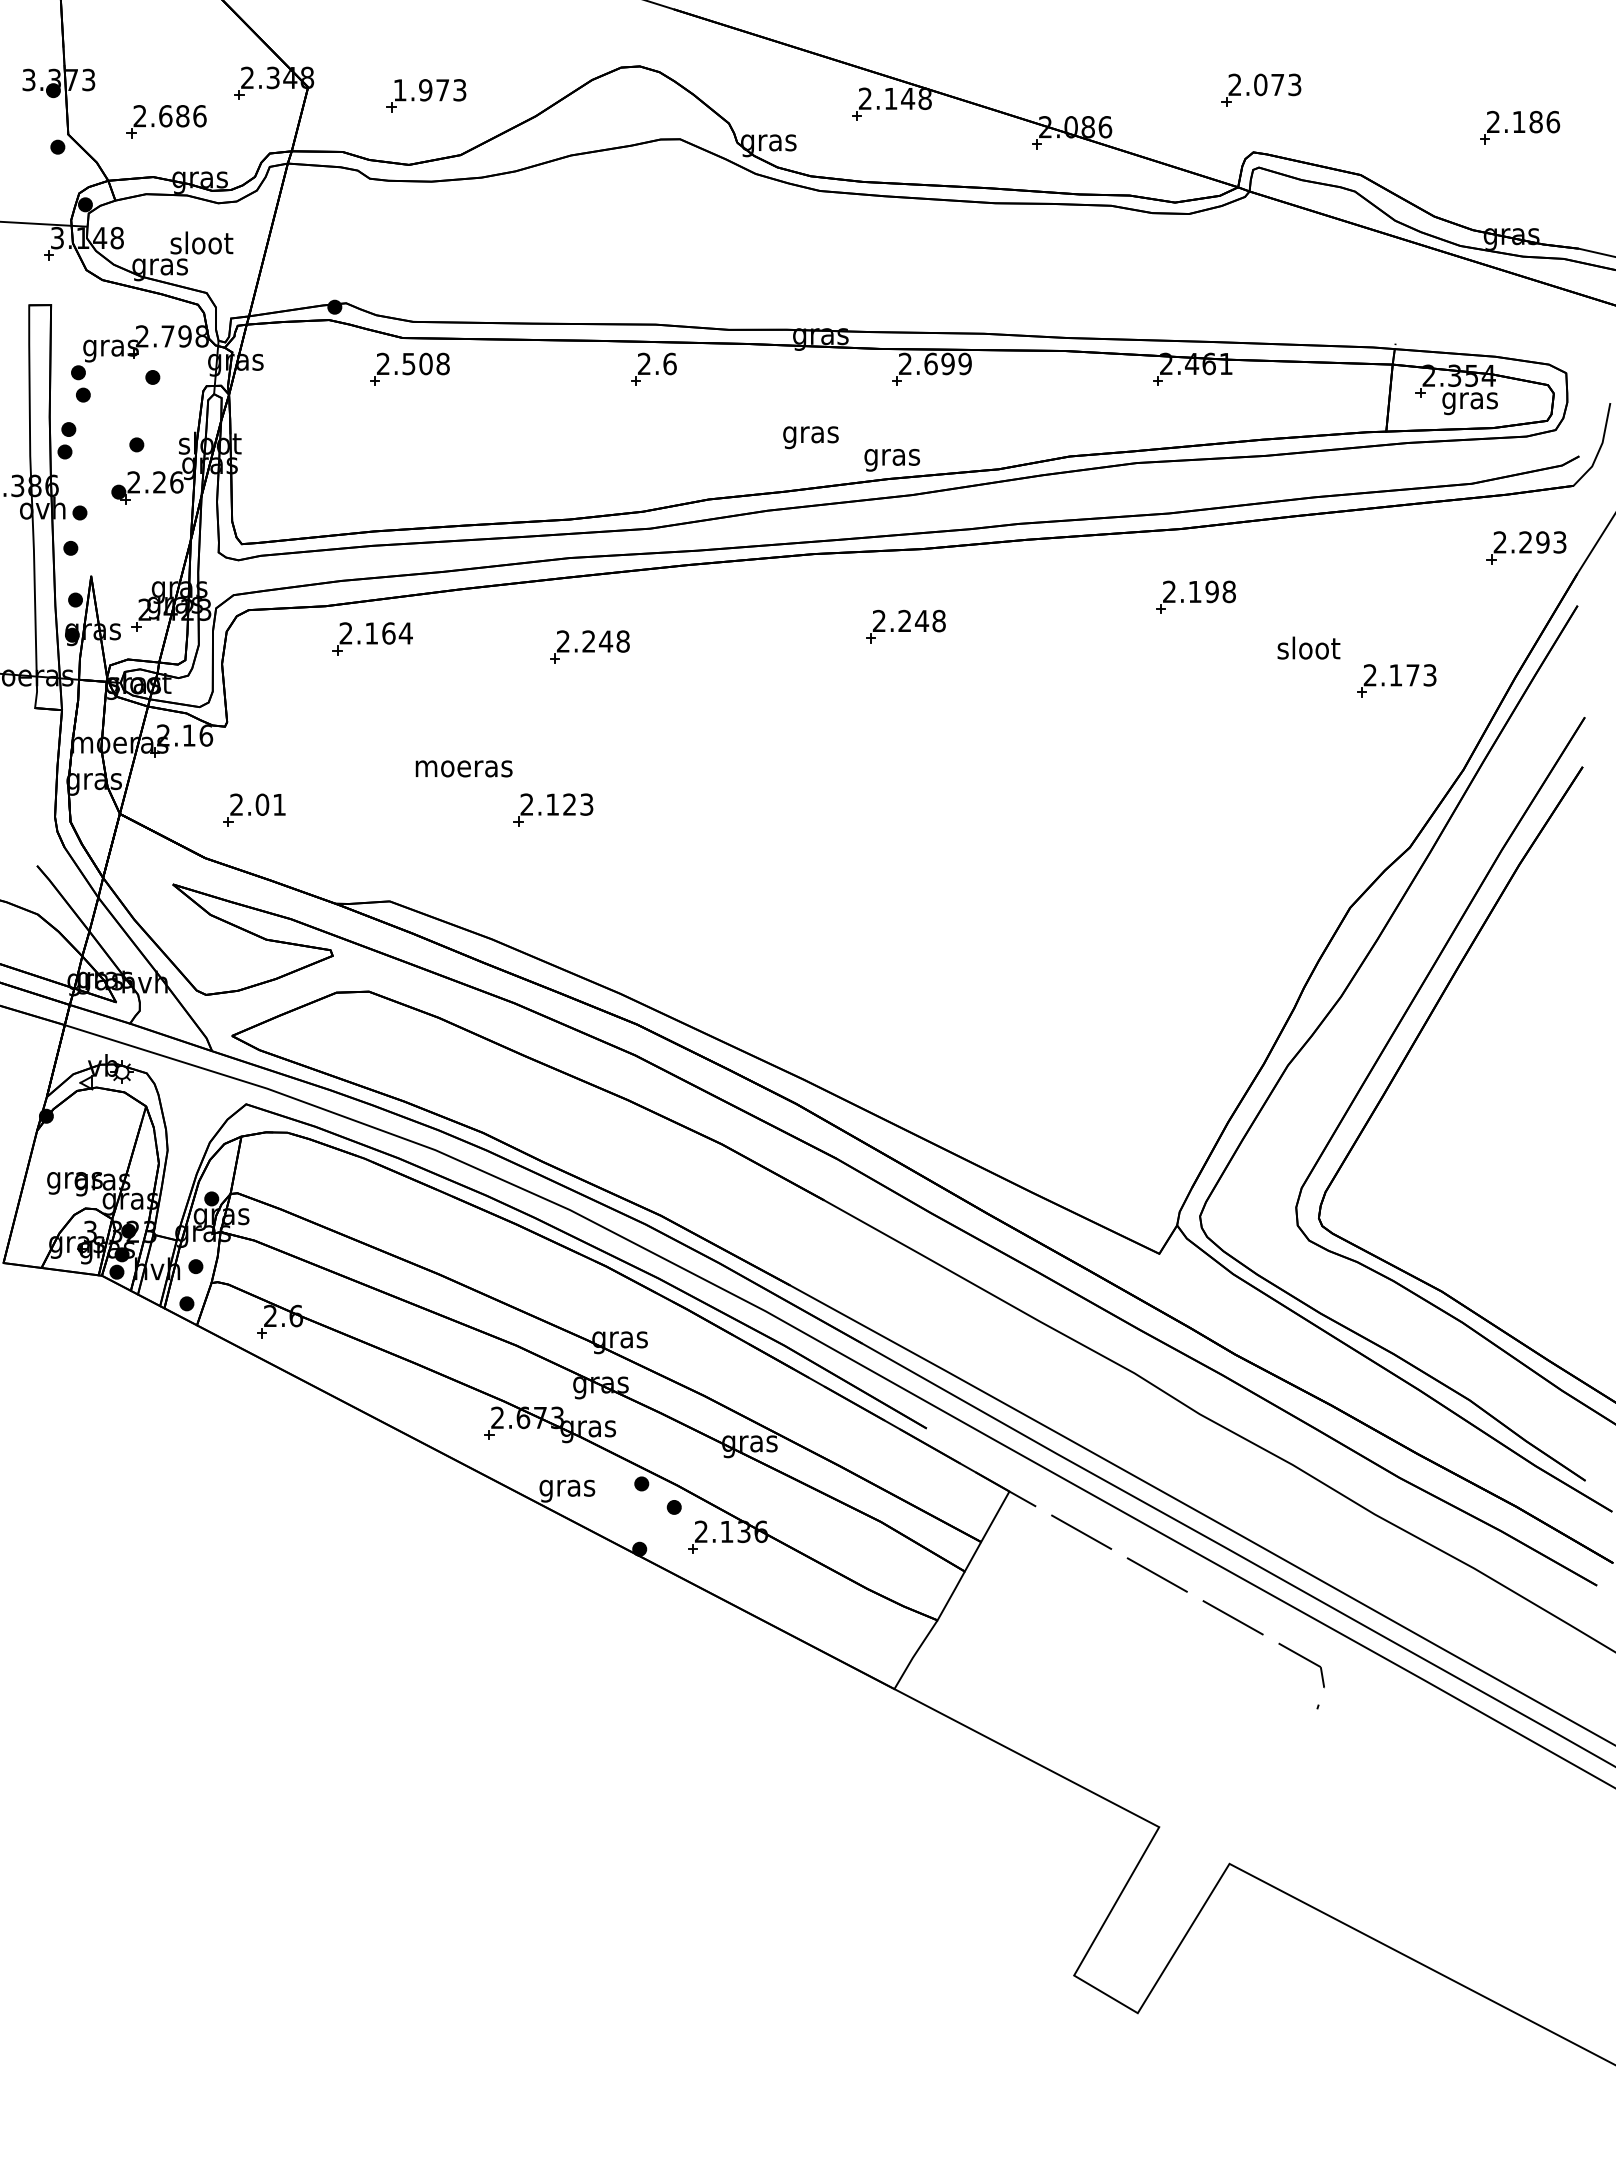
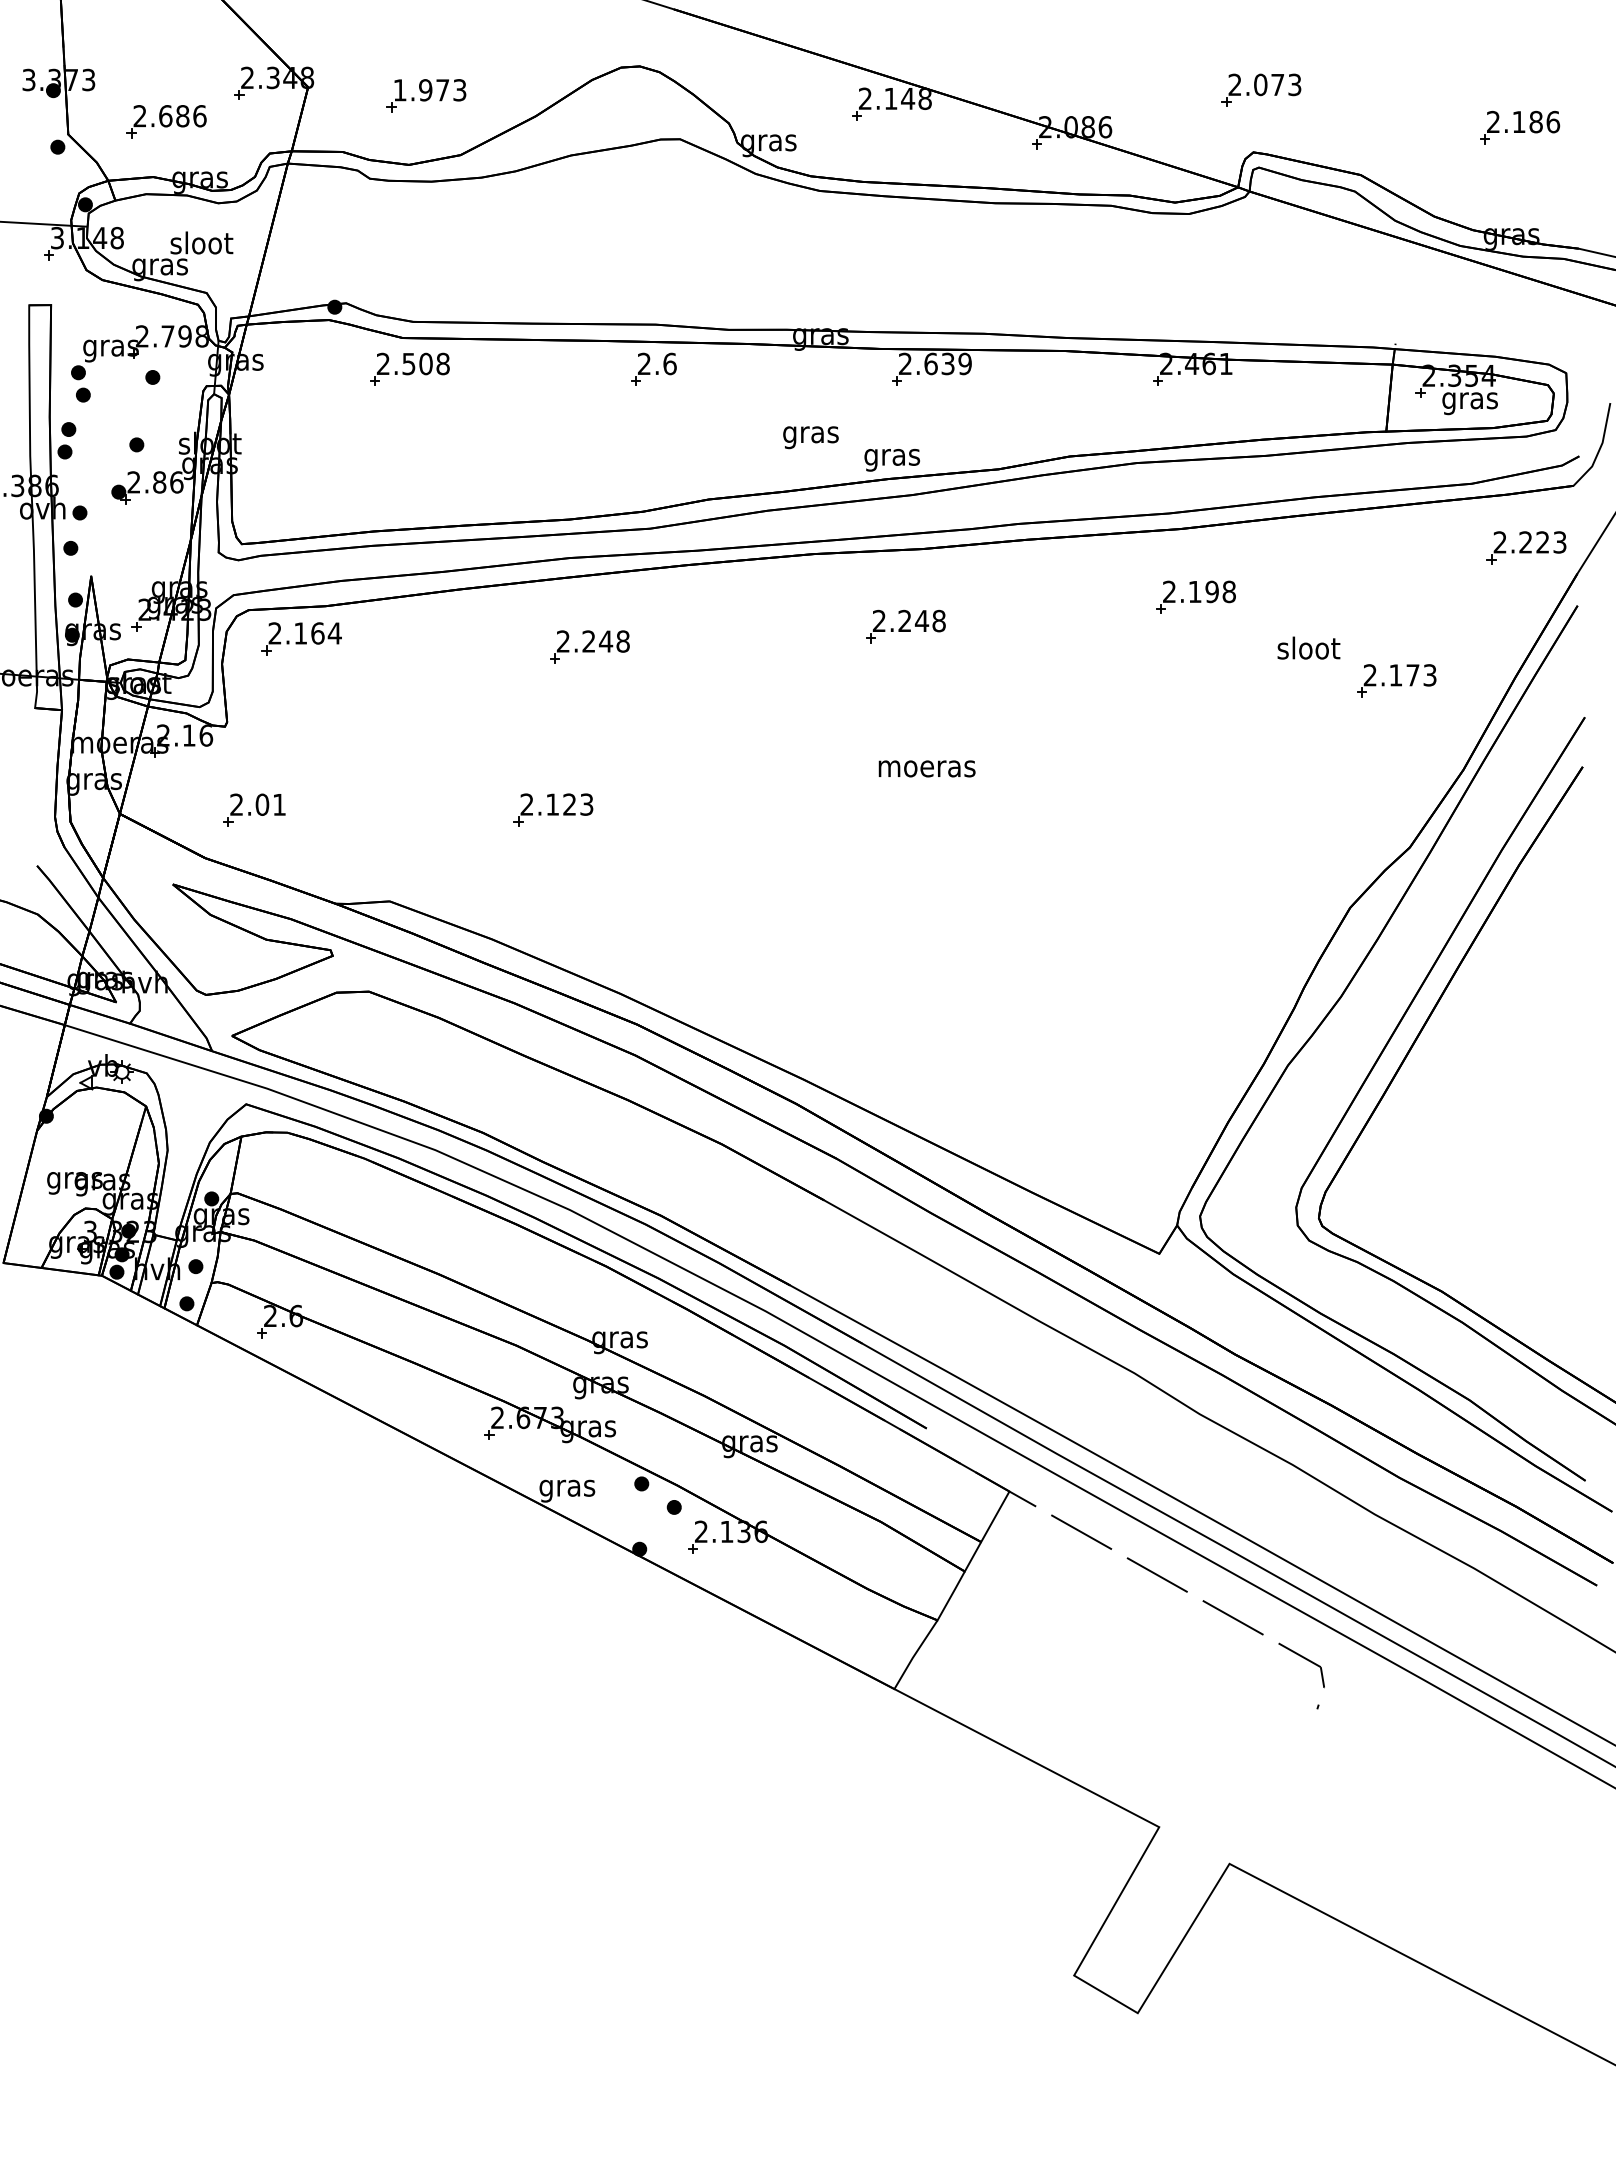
text: 2.699 -> 2.639 (947, 364)
text: 2.26 -> 2.86 (159, 482)
text: 2.293 -> 2.223 (1542, 542)
part position: (372, 638) -> (301, 638) (301, 638)
text position: (463, 768) -> (926, 768) (926, 768)
